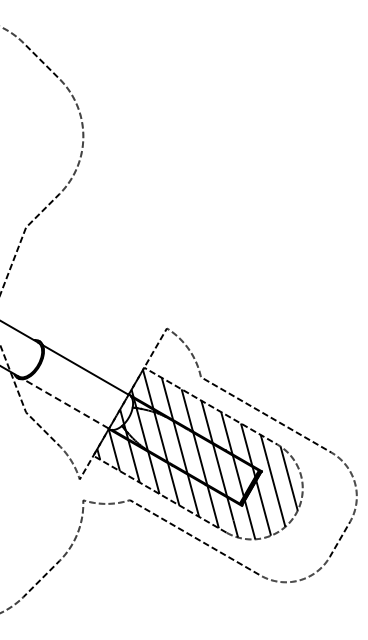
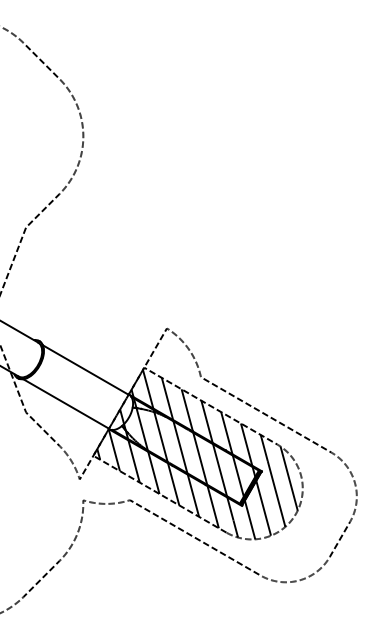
line: dashed -> solid (65, 403)
